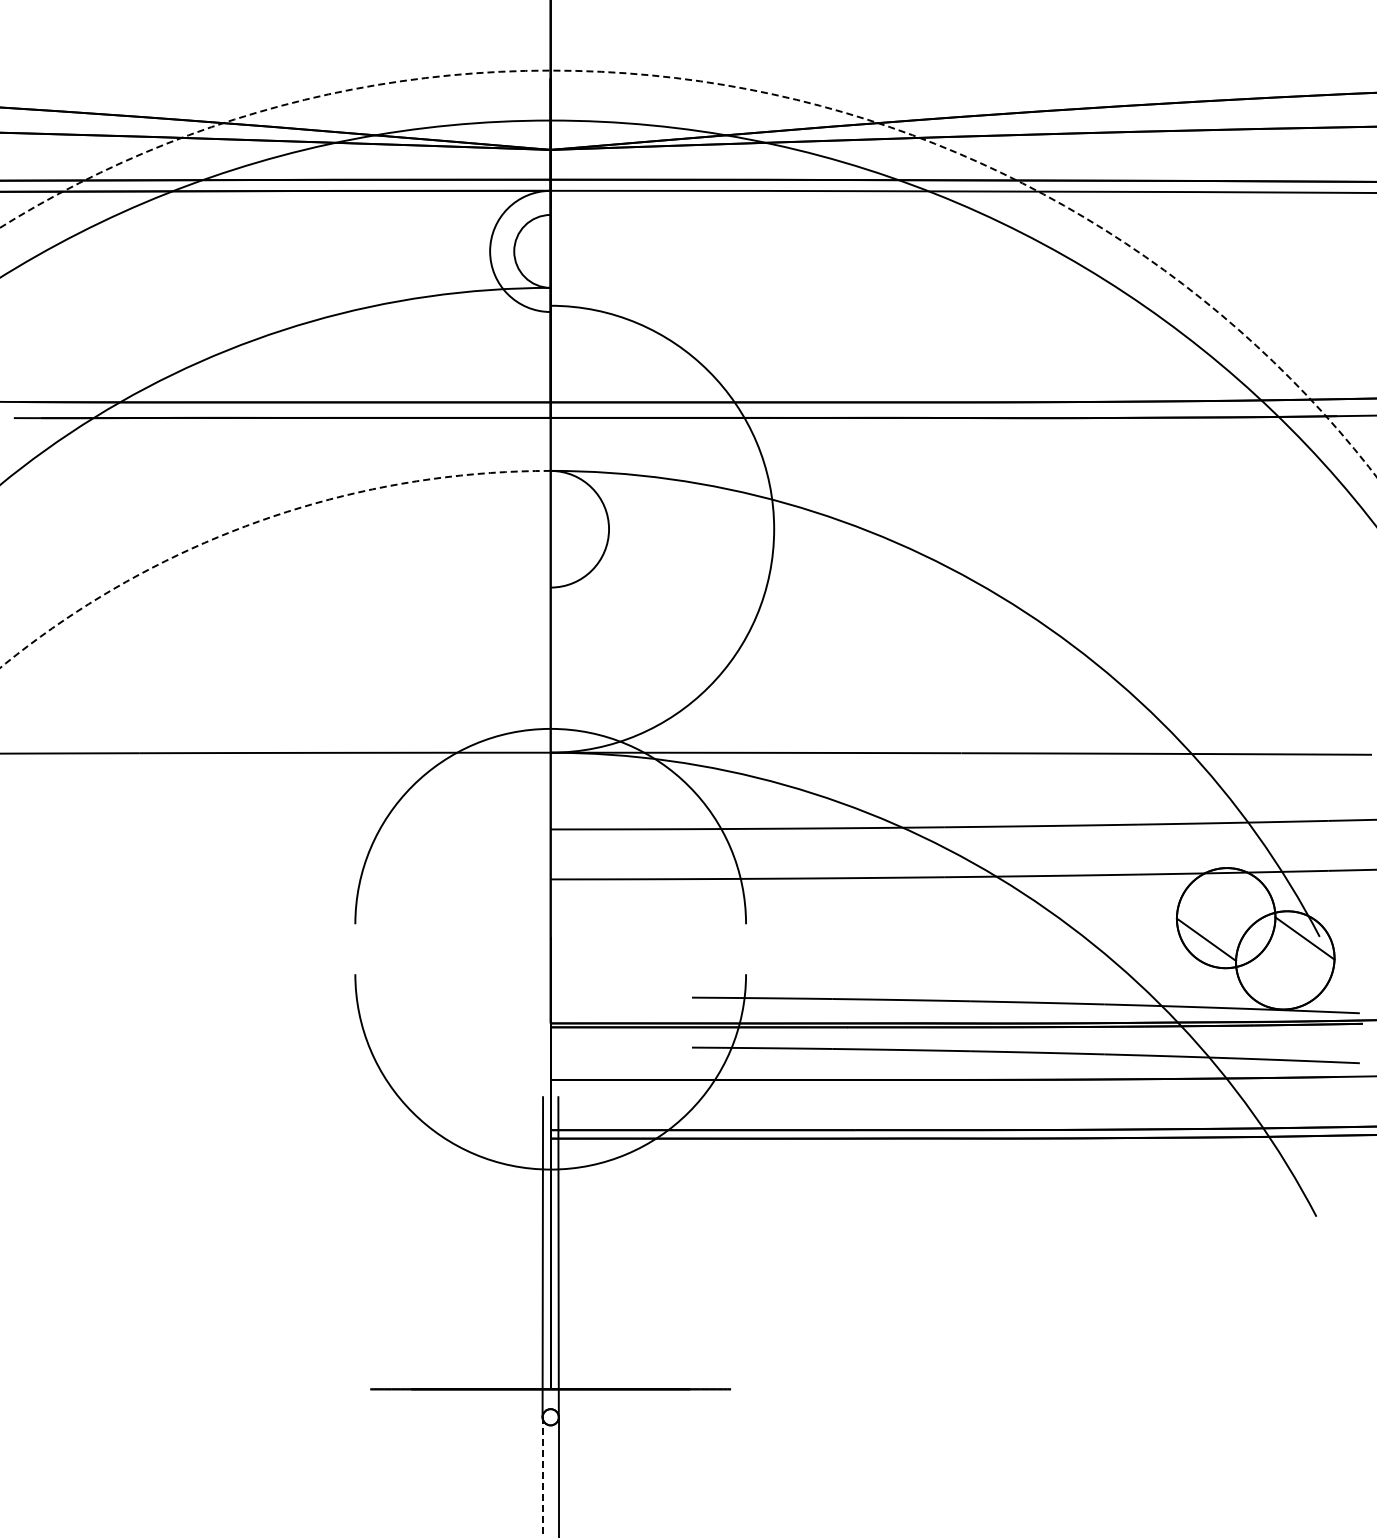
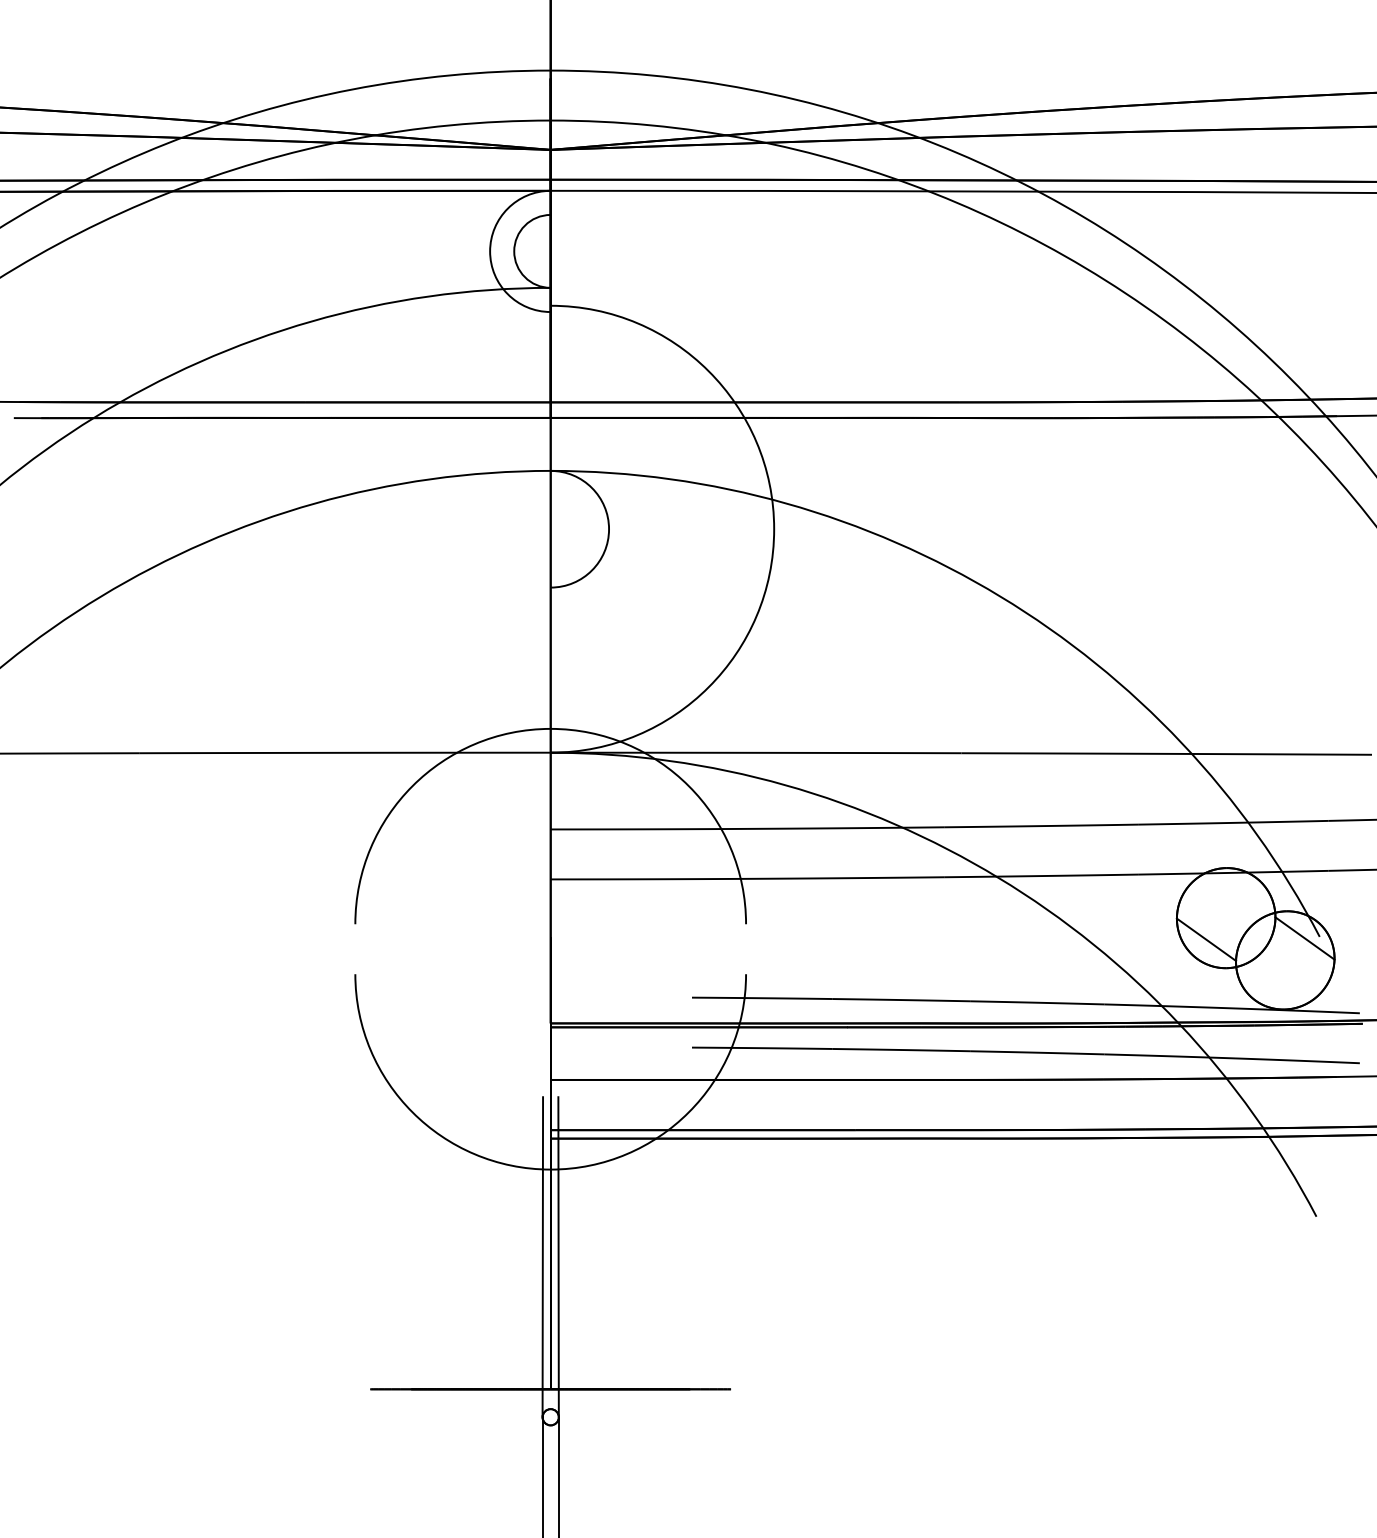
arc: dashed -> solid (735, 87)
arc: dashed -> solid (256, 522)
line: dashed -> solid (542, 1477)
